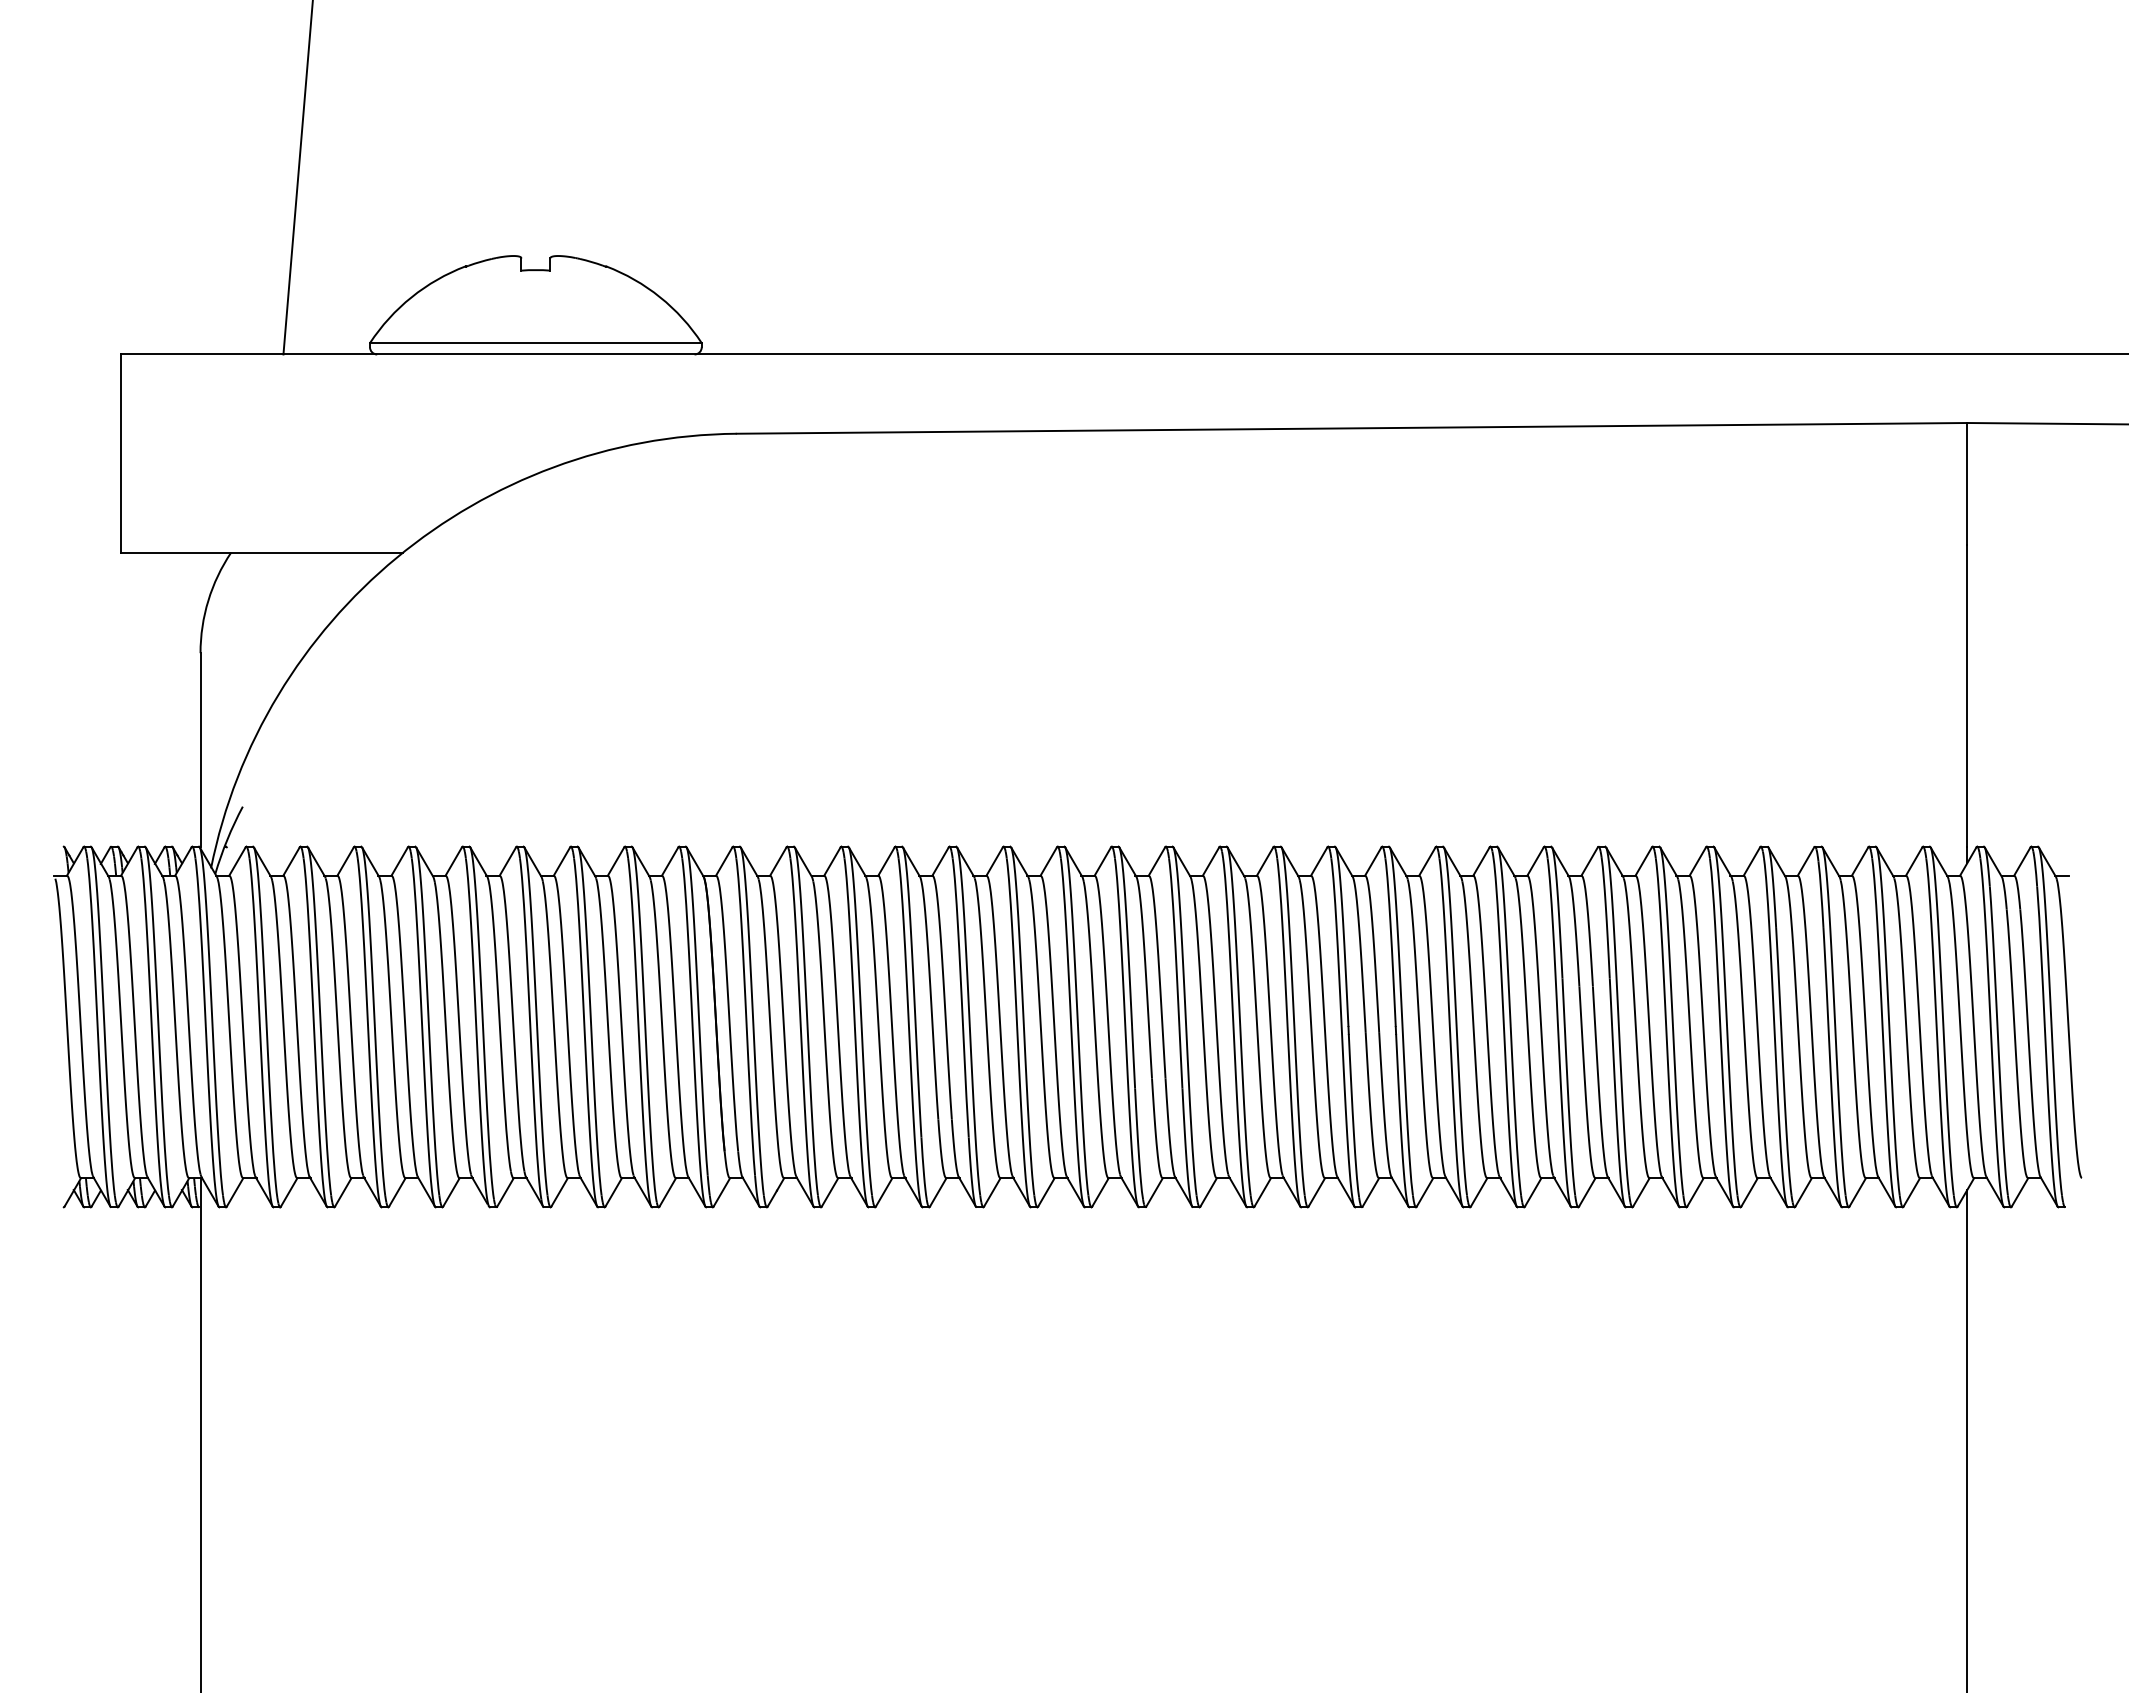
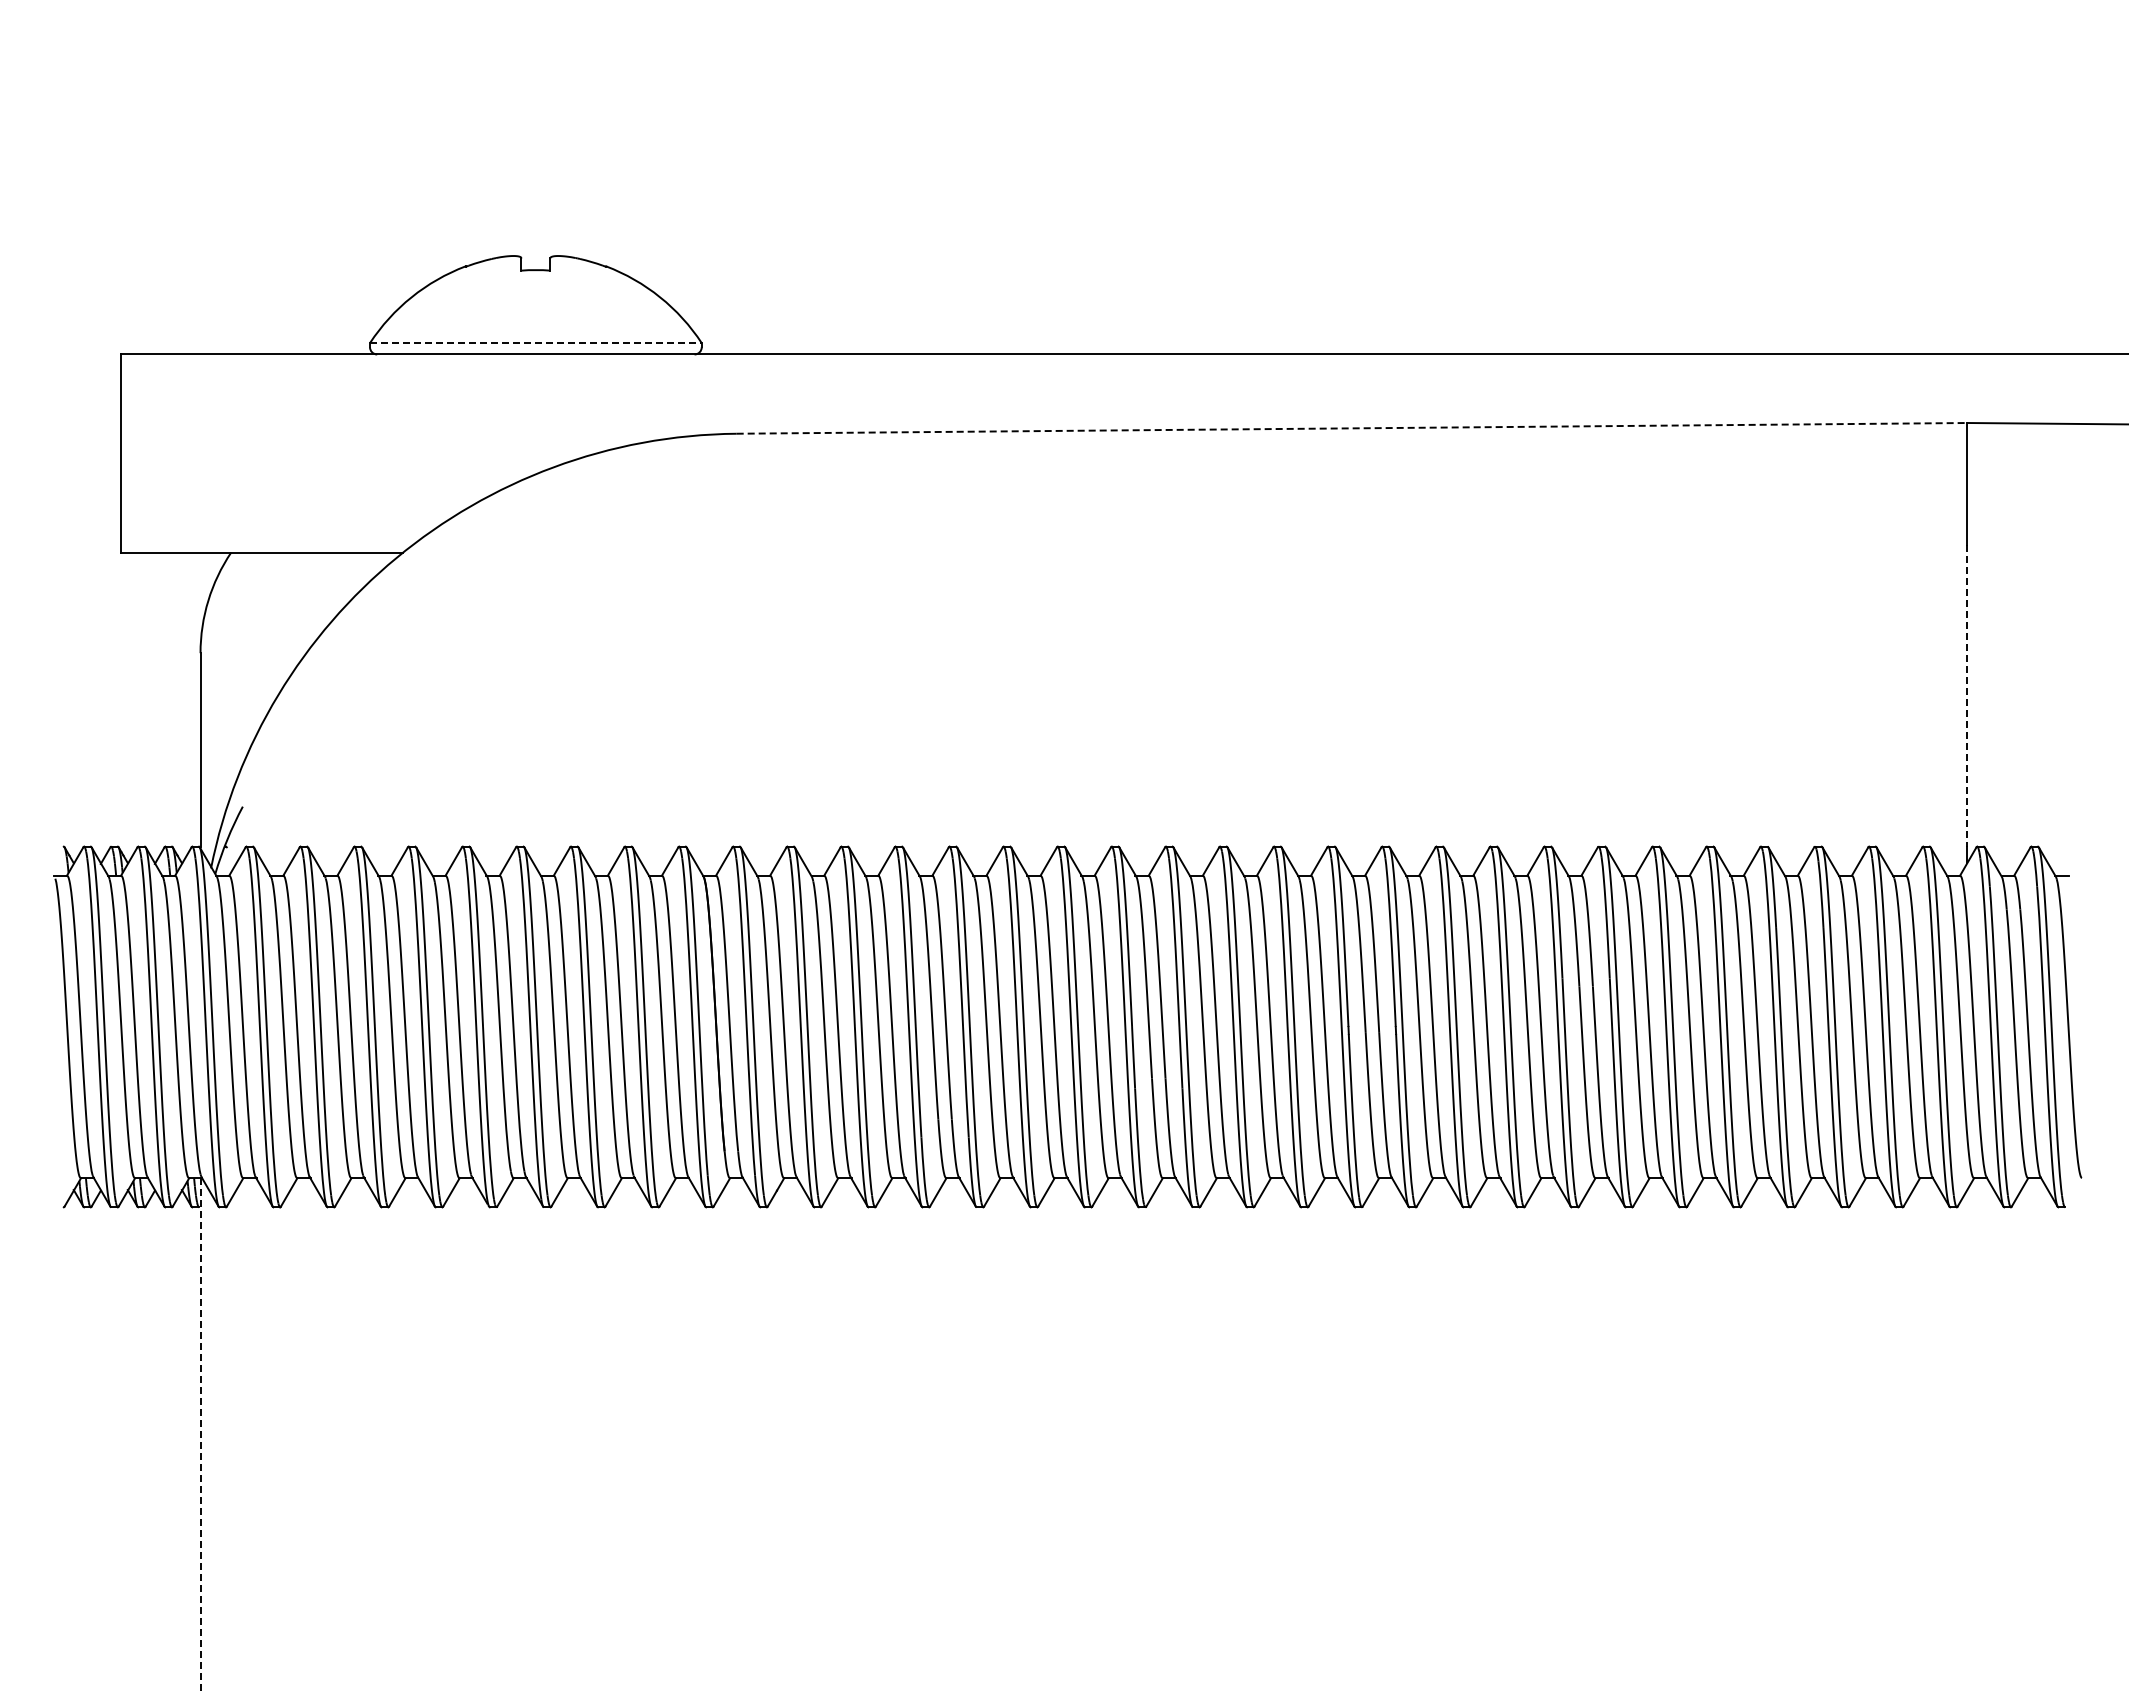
line: present -> none (297, 178)
line: solid -> dashed (535, 343)
line: solid -> dashed (1352, 428)
line: solid -> dashed (1967, 696)
line: solid -> dashed (200, 1435)
line: present -> none (1967, 1439)
